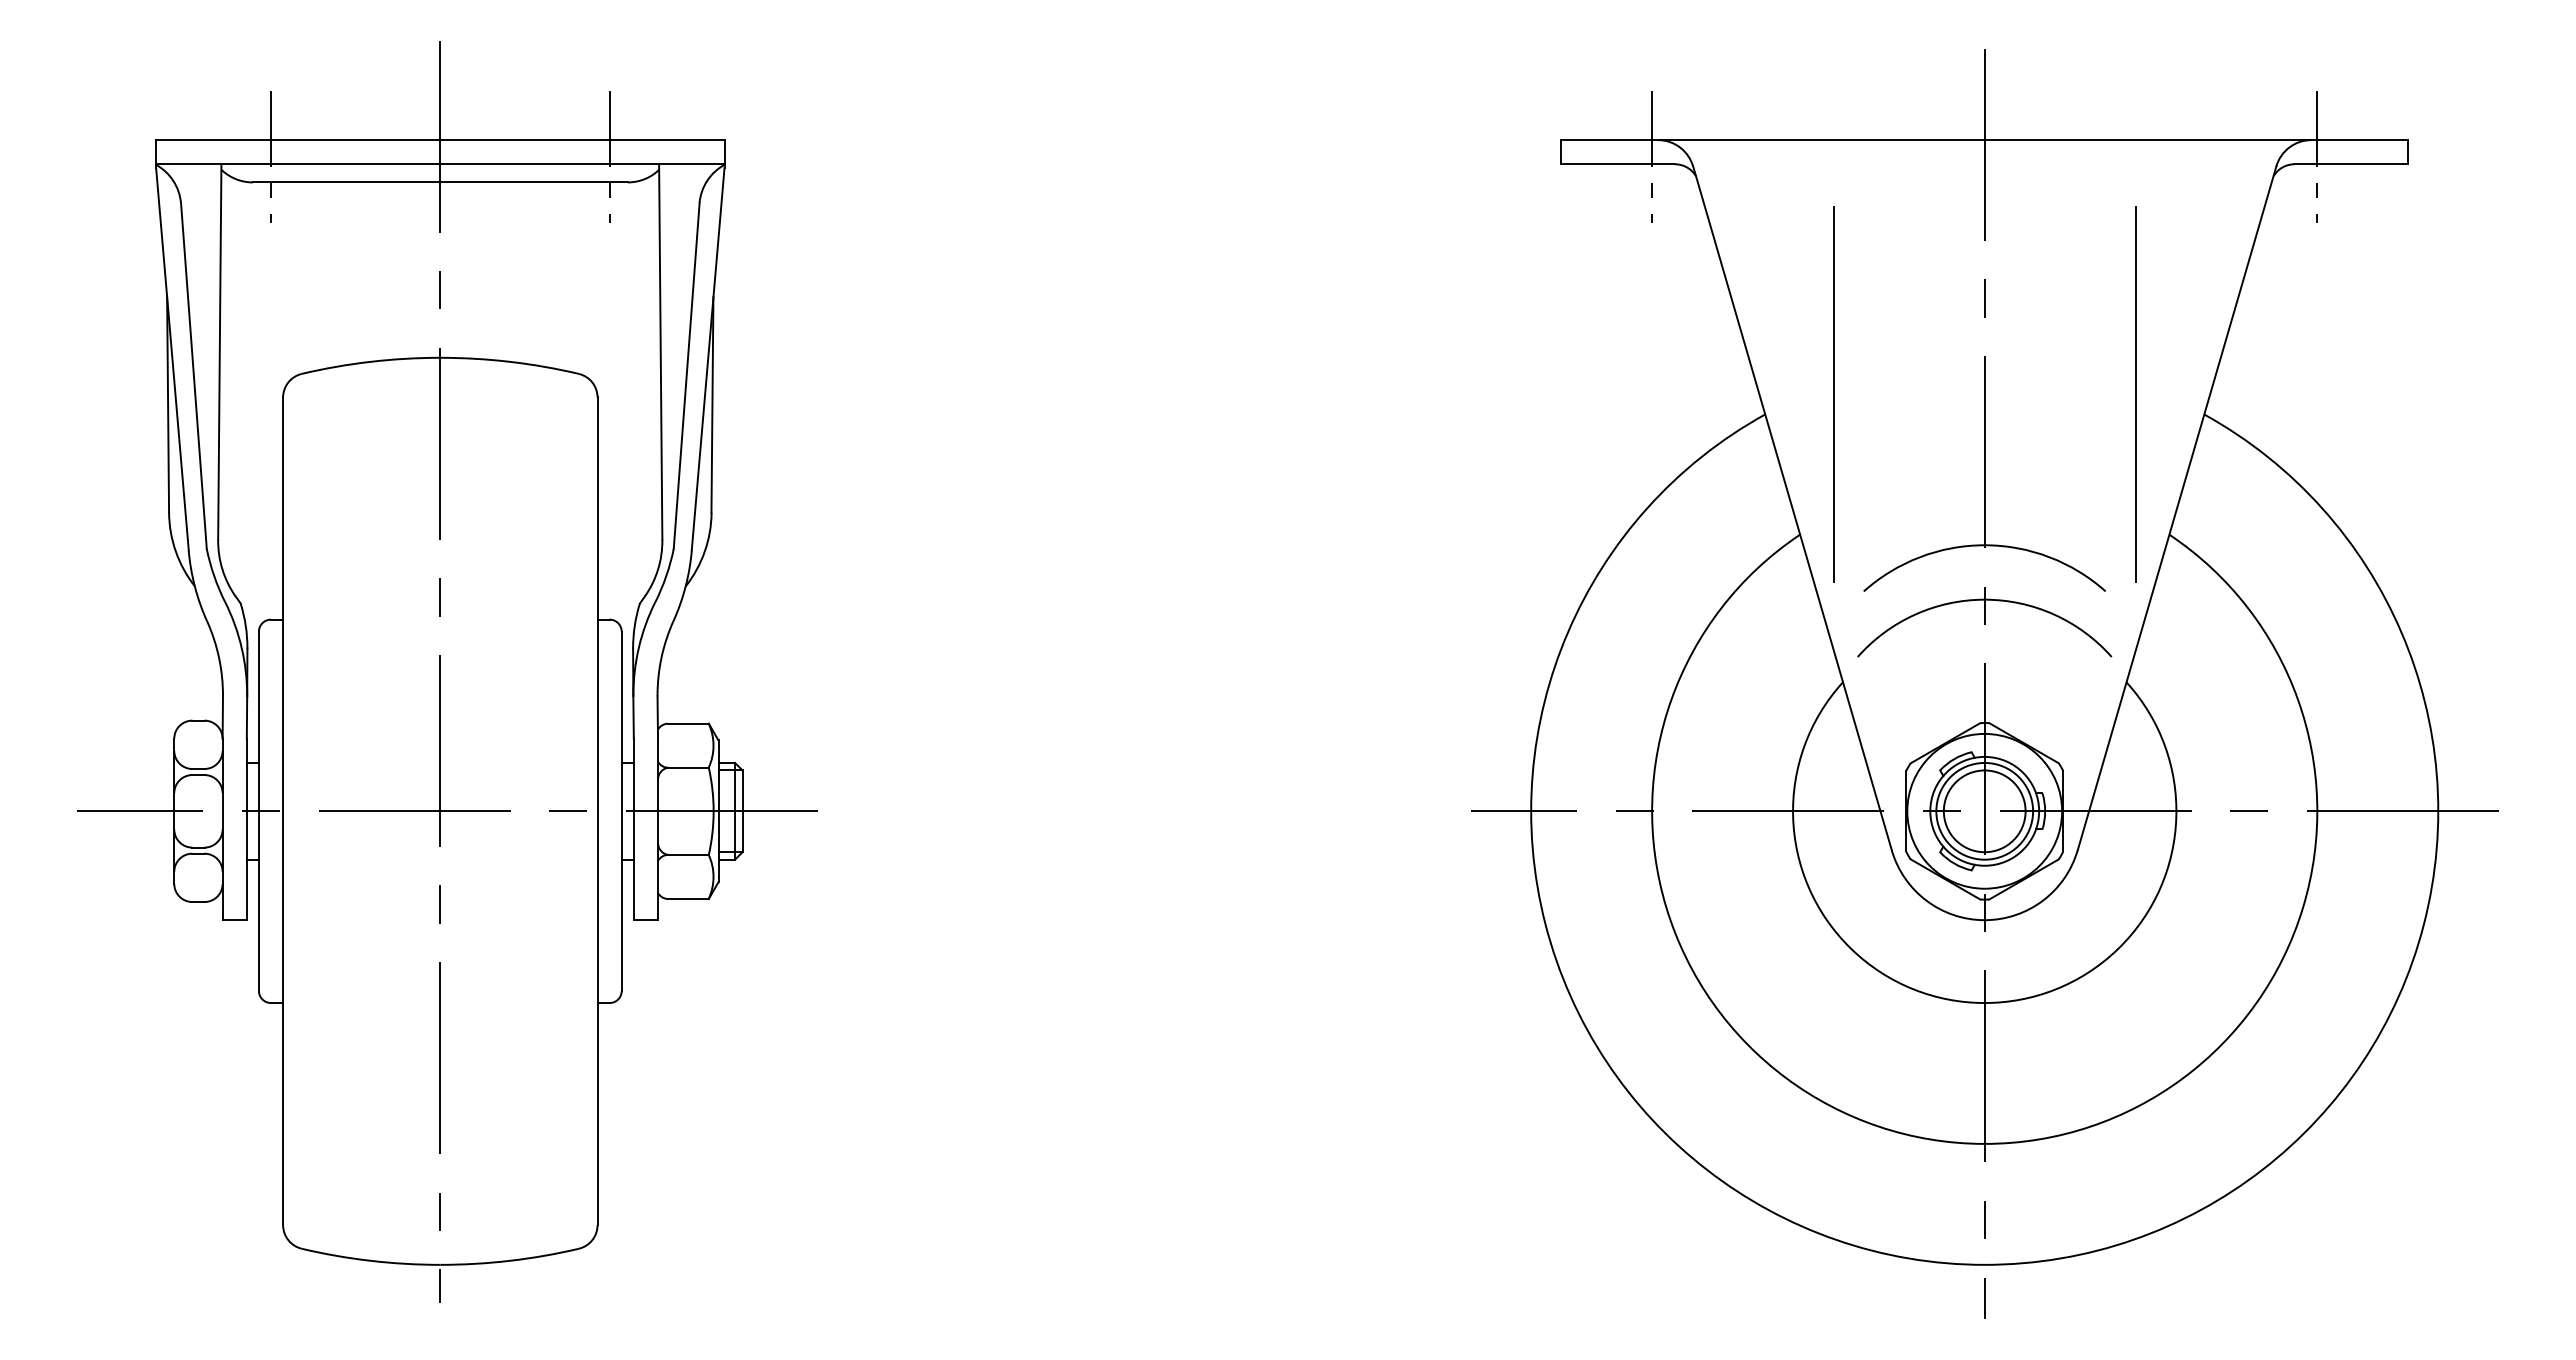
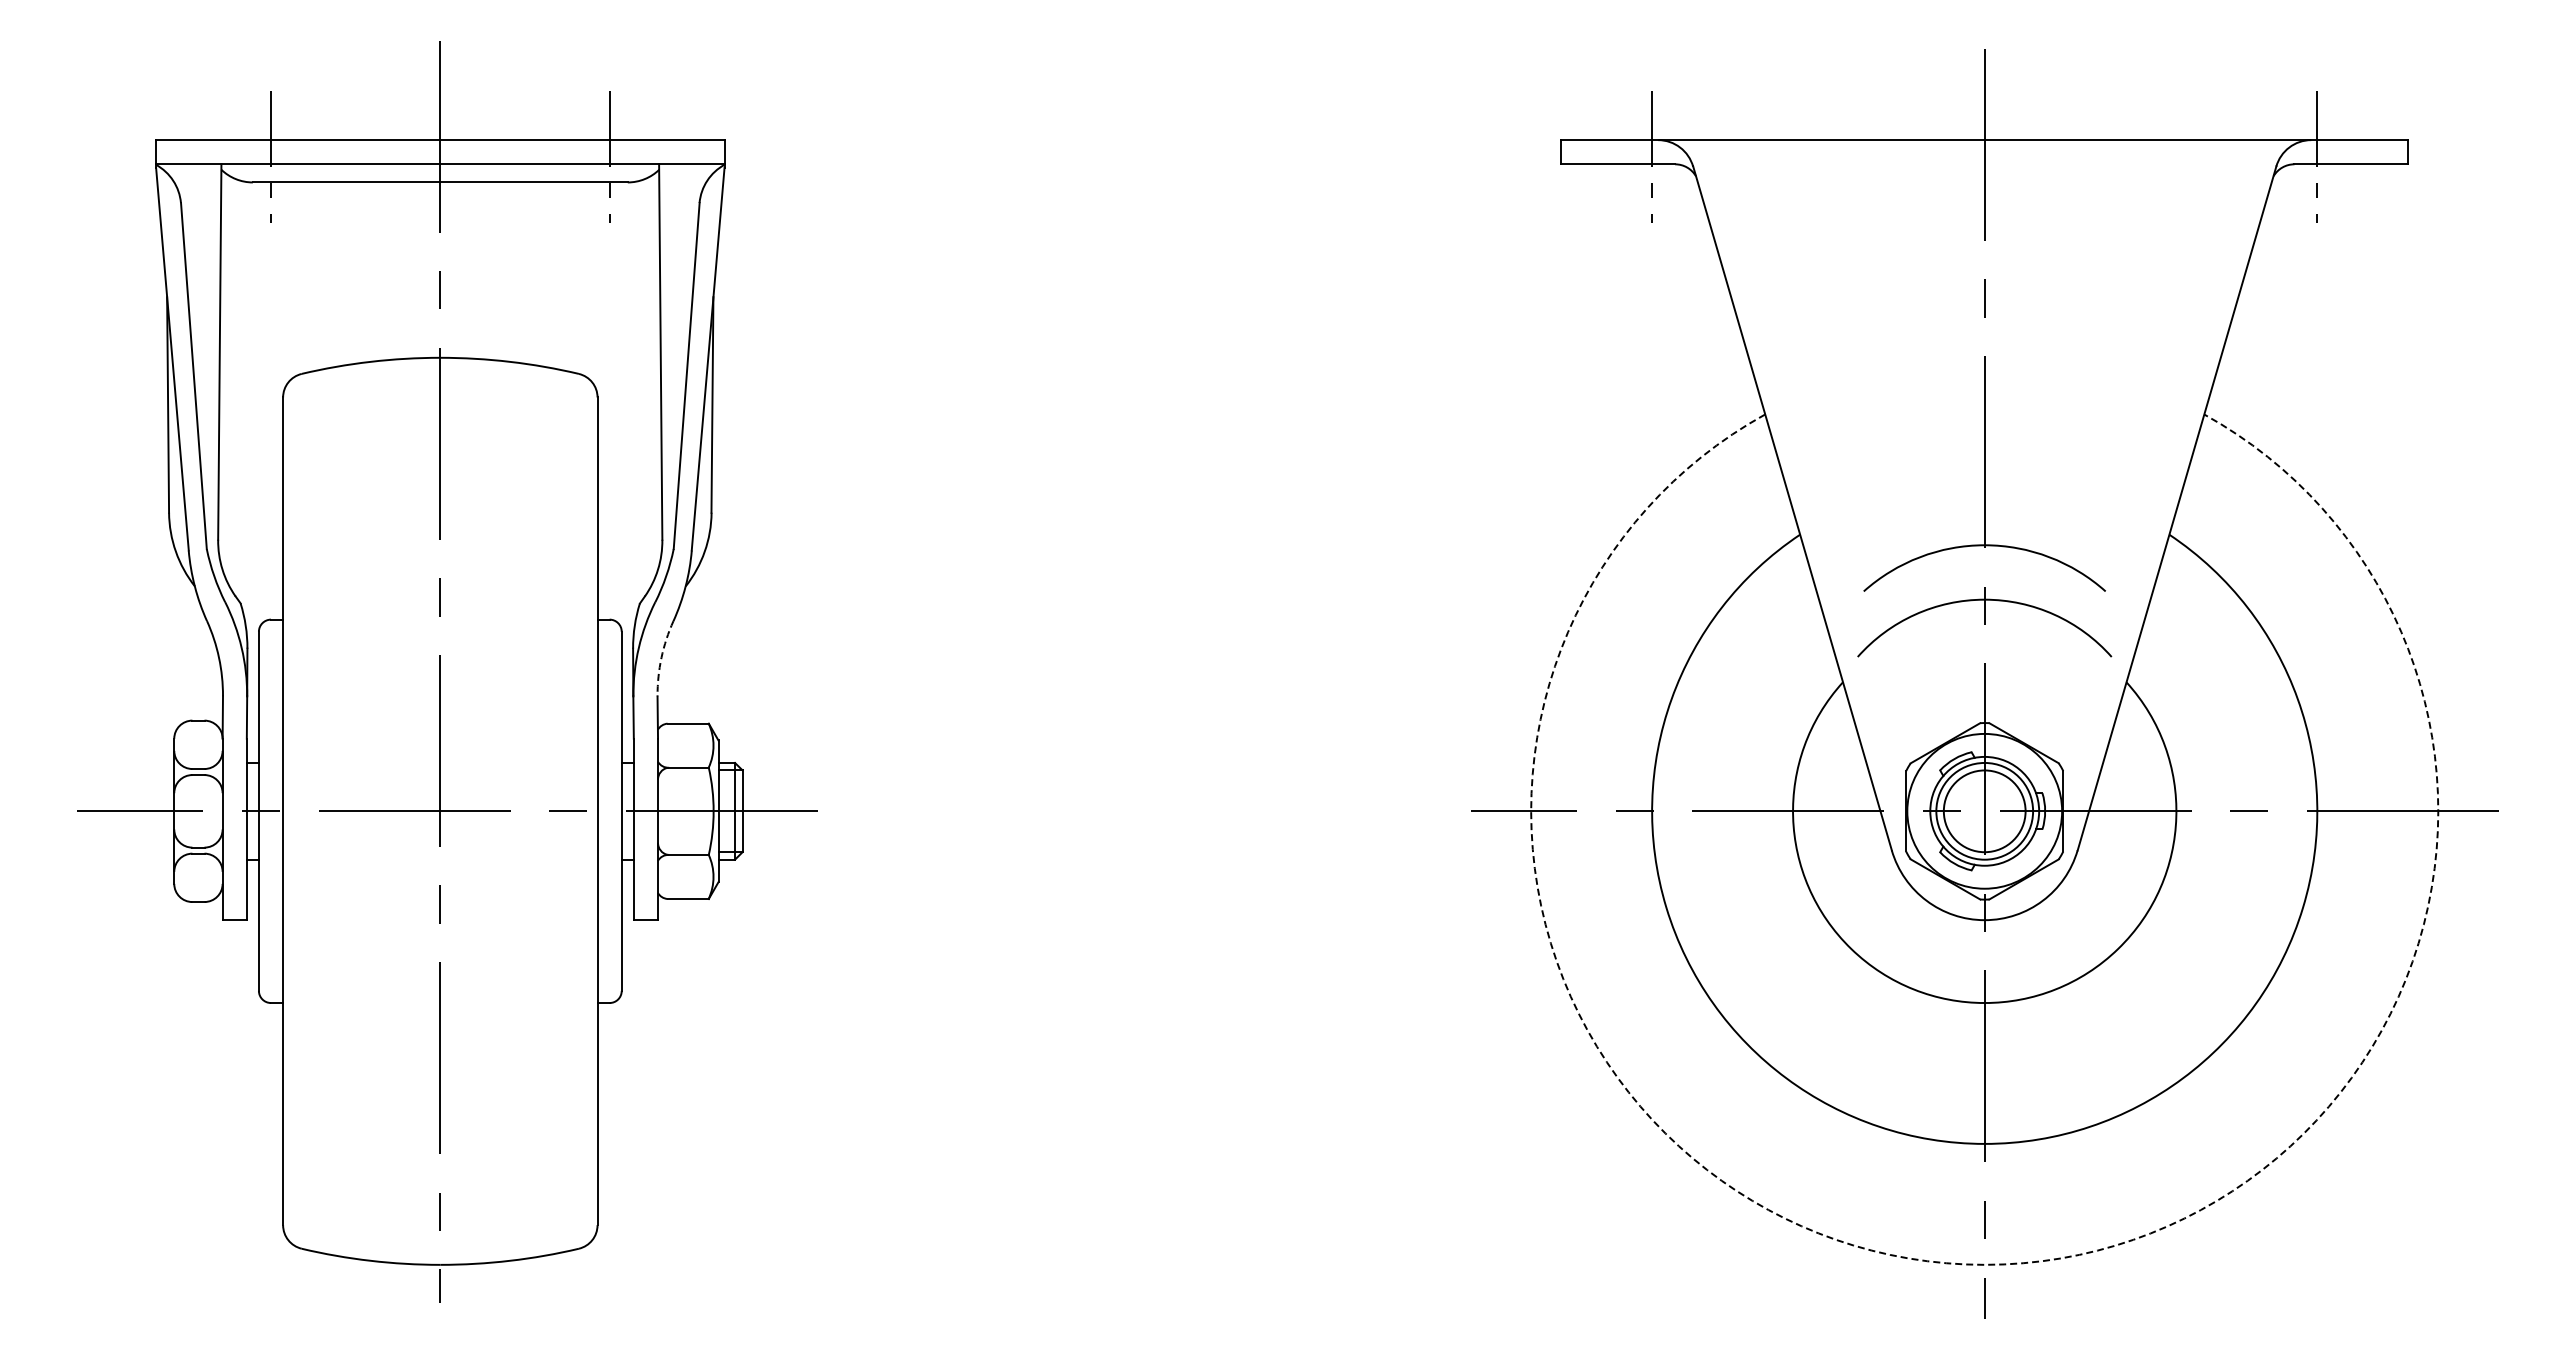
line: present -> none (2135, 393)
line: present -> none (1833, 394)
arc: solid -> dashed (661, 657)
arc: solid -> dashed (1984, 1264)
